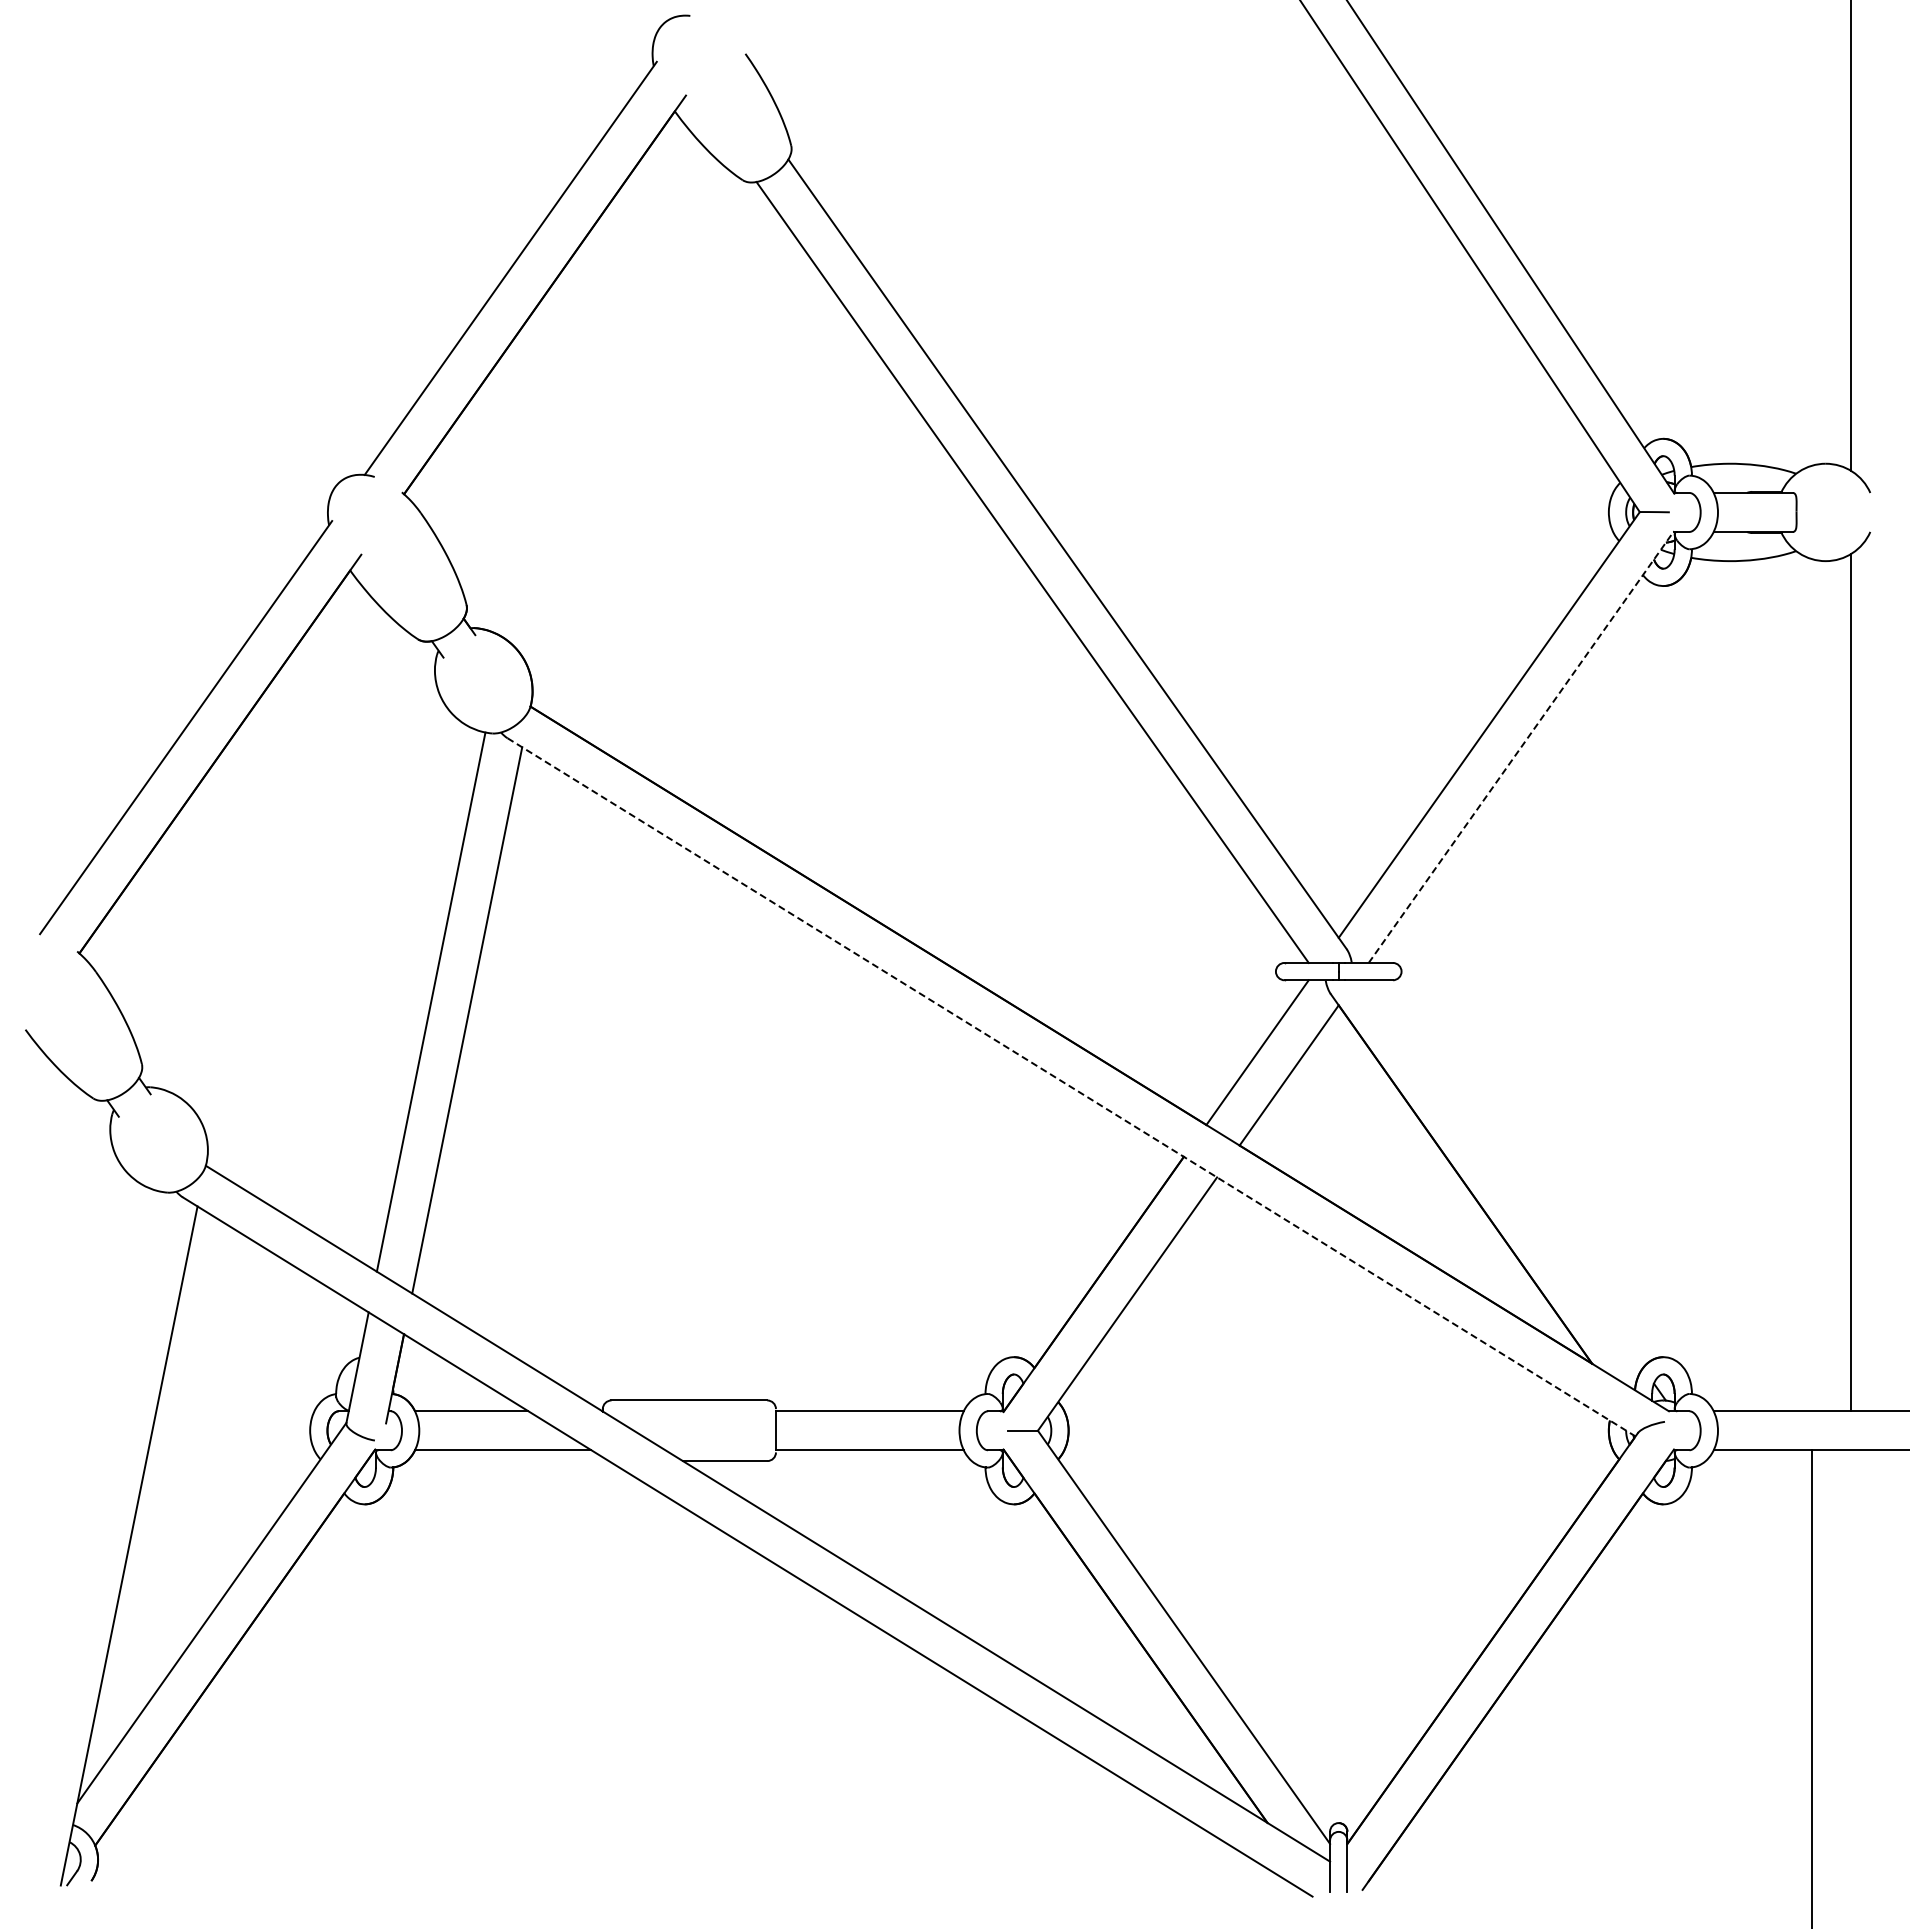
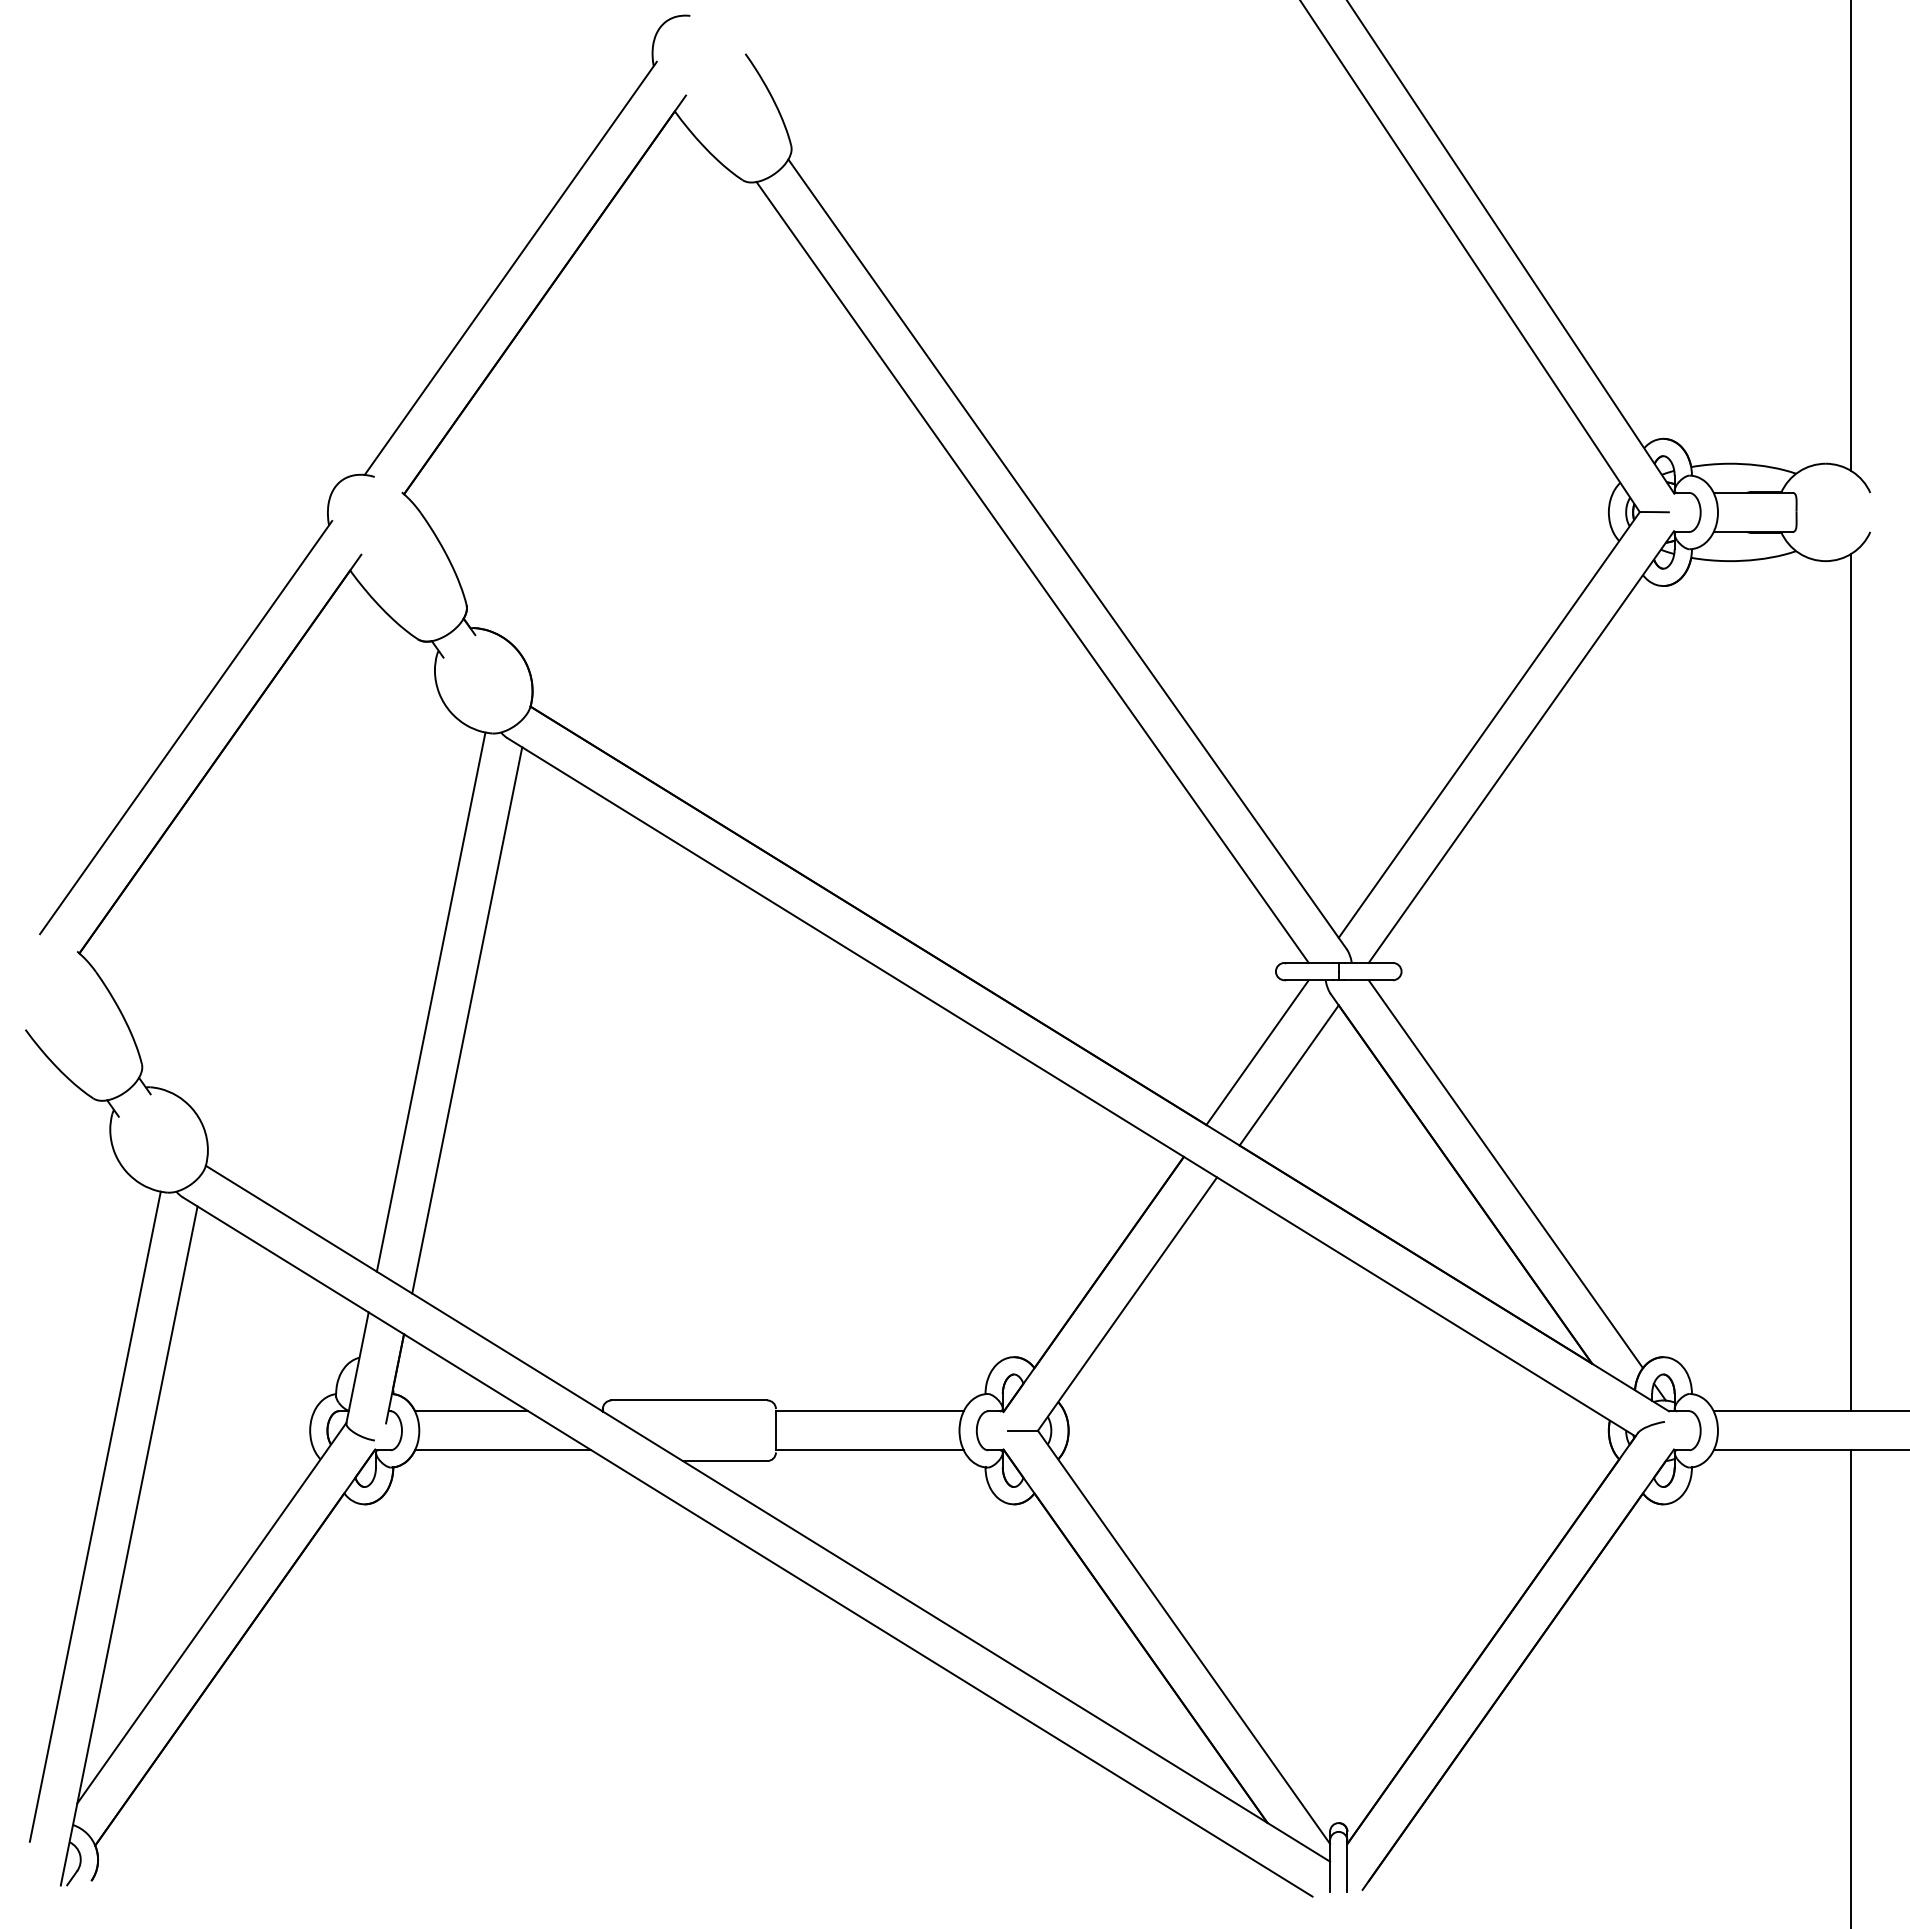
line: dashed -> solid (1521, 746)
line: dashed -> solid (1071, 1087)
line: none -> present (1505, 1174)
line: none -> present (94, 1516)
line position: (1811, 1687) -> (1850, 1687) (1850, 1687)
